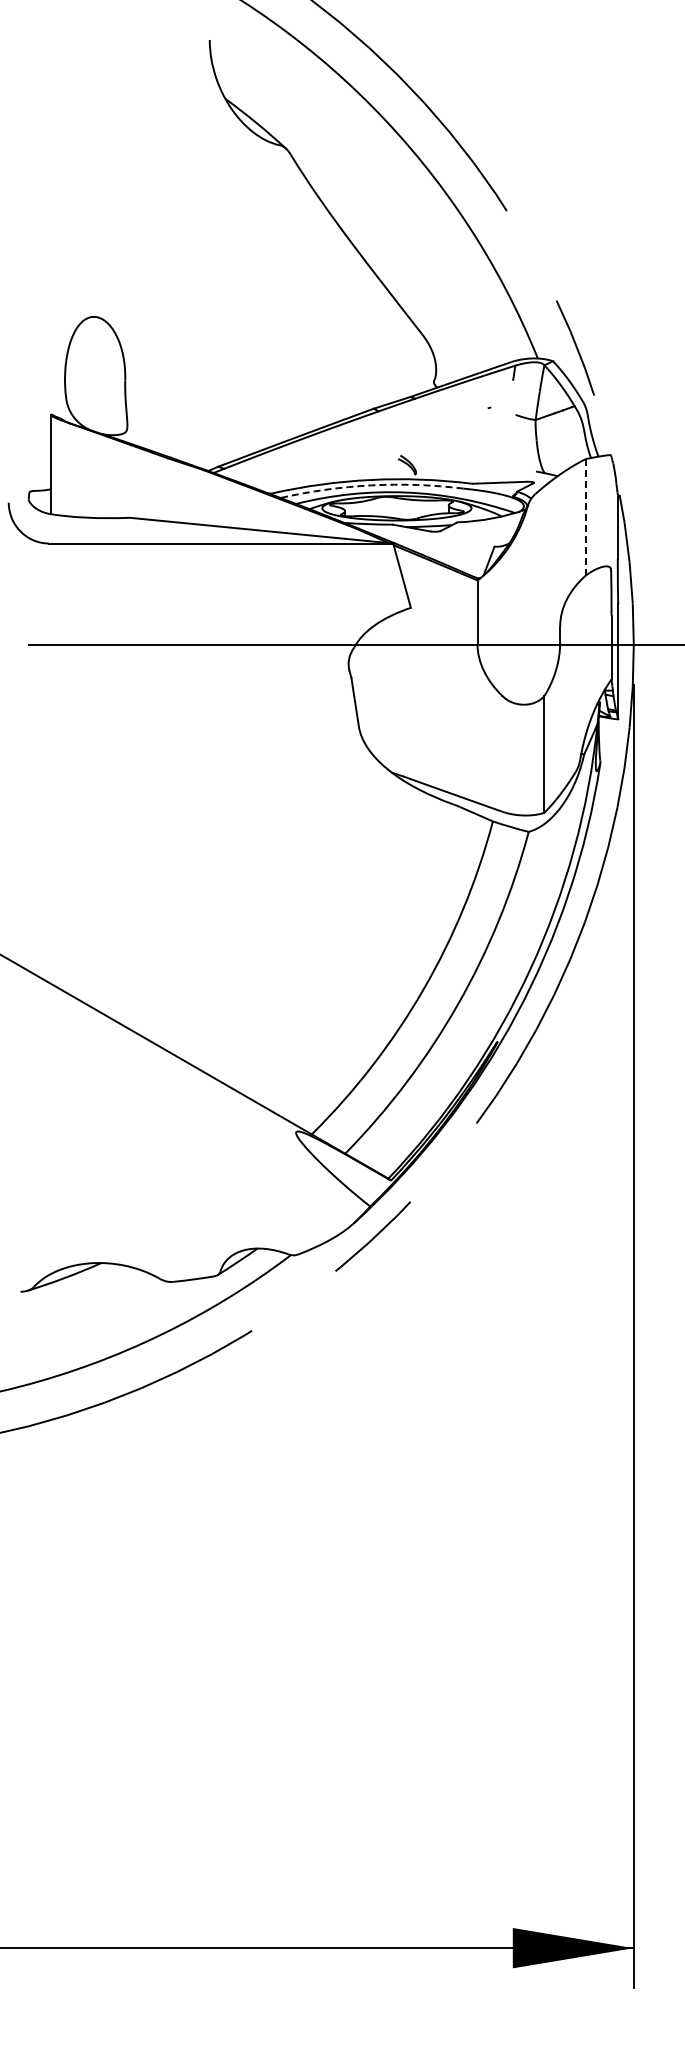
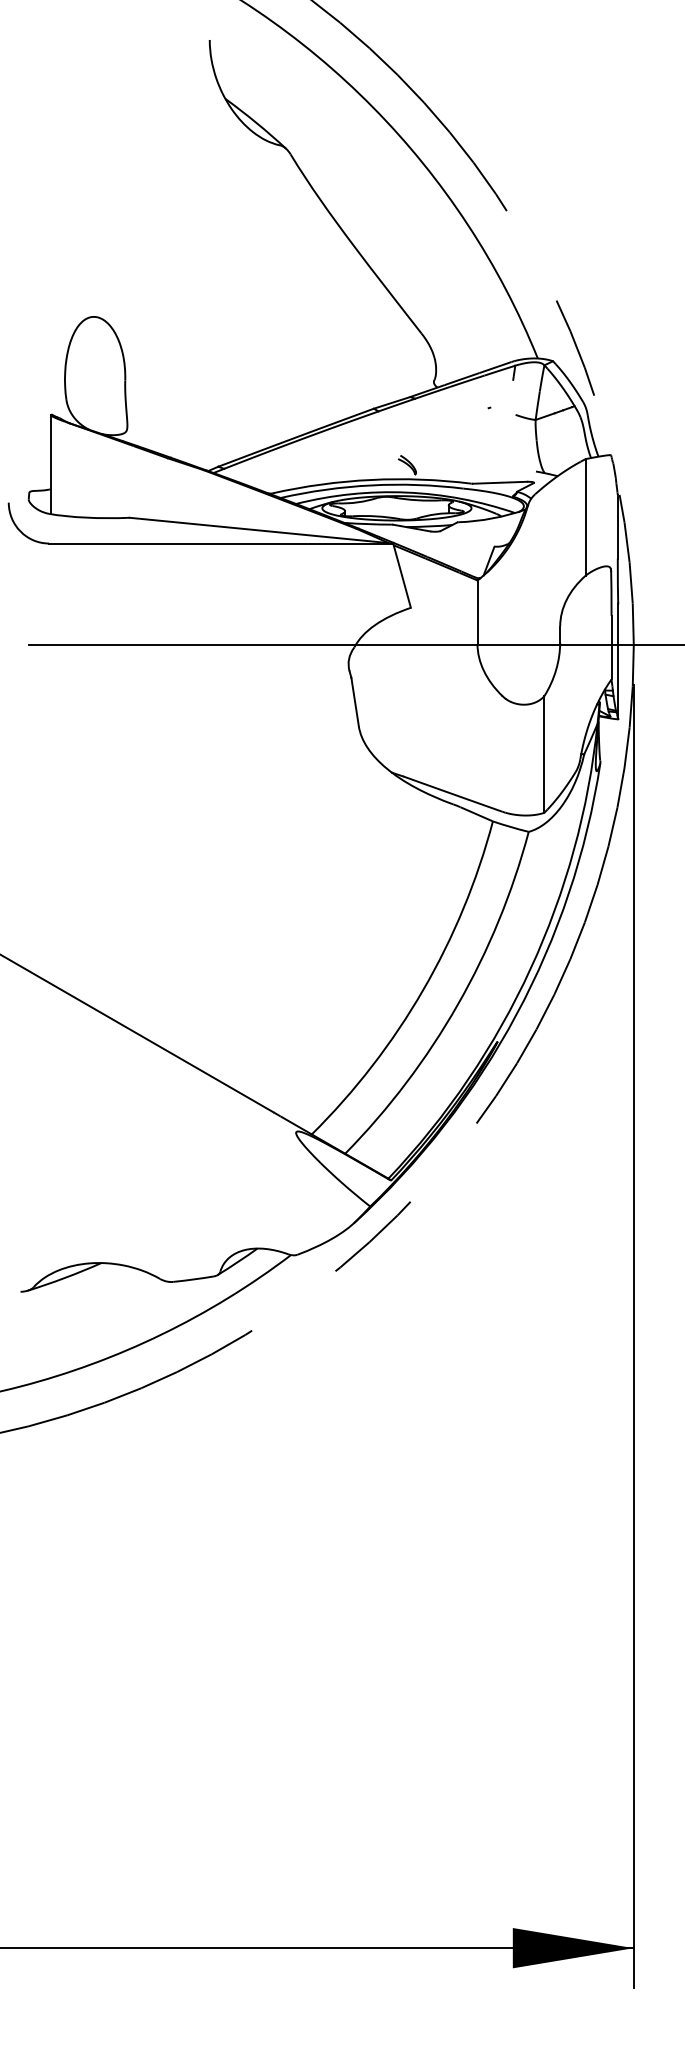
arc: dashed -> solid (371, 485)
line: dashed -> solid (585, 517)
